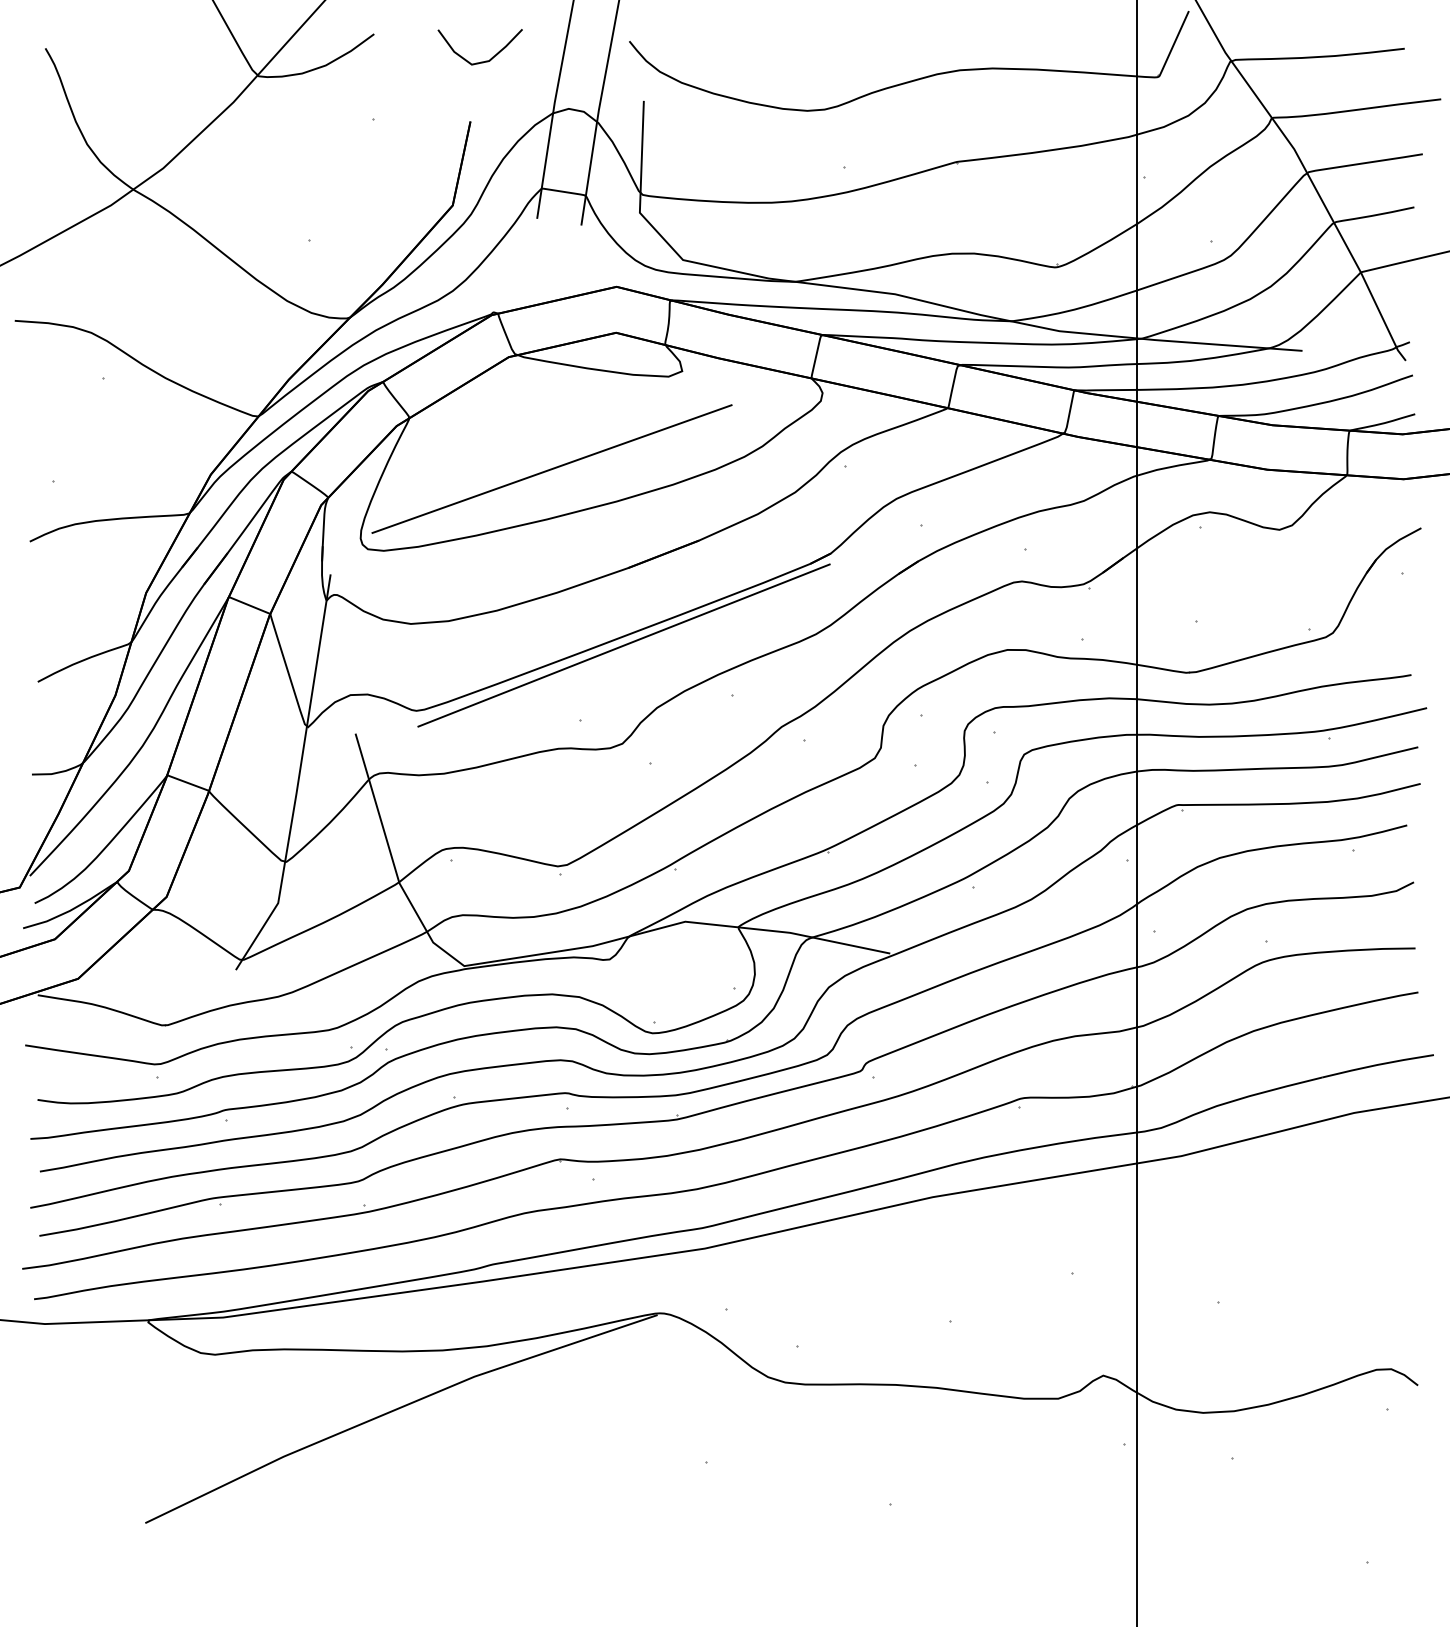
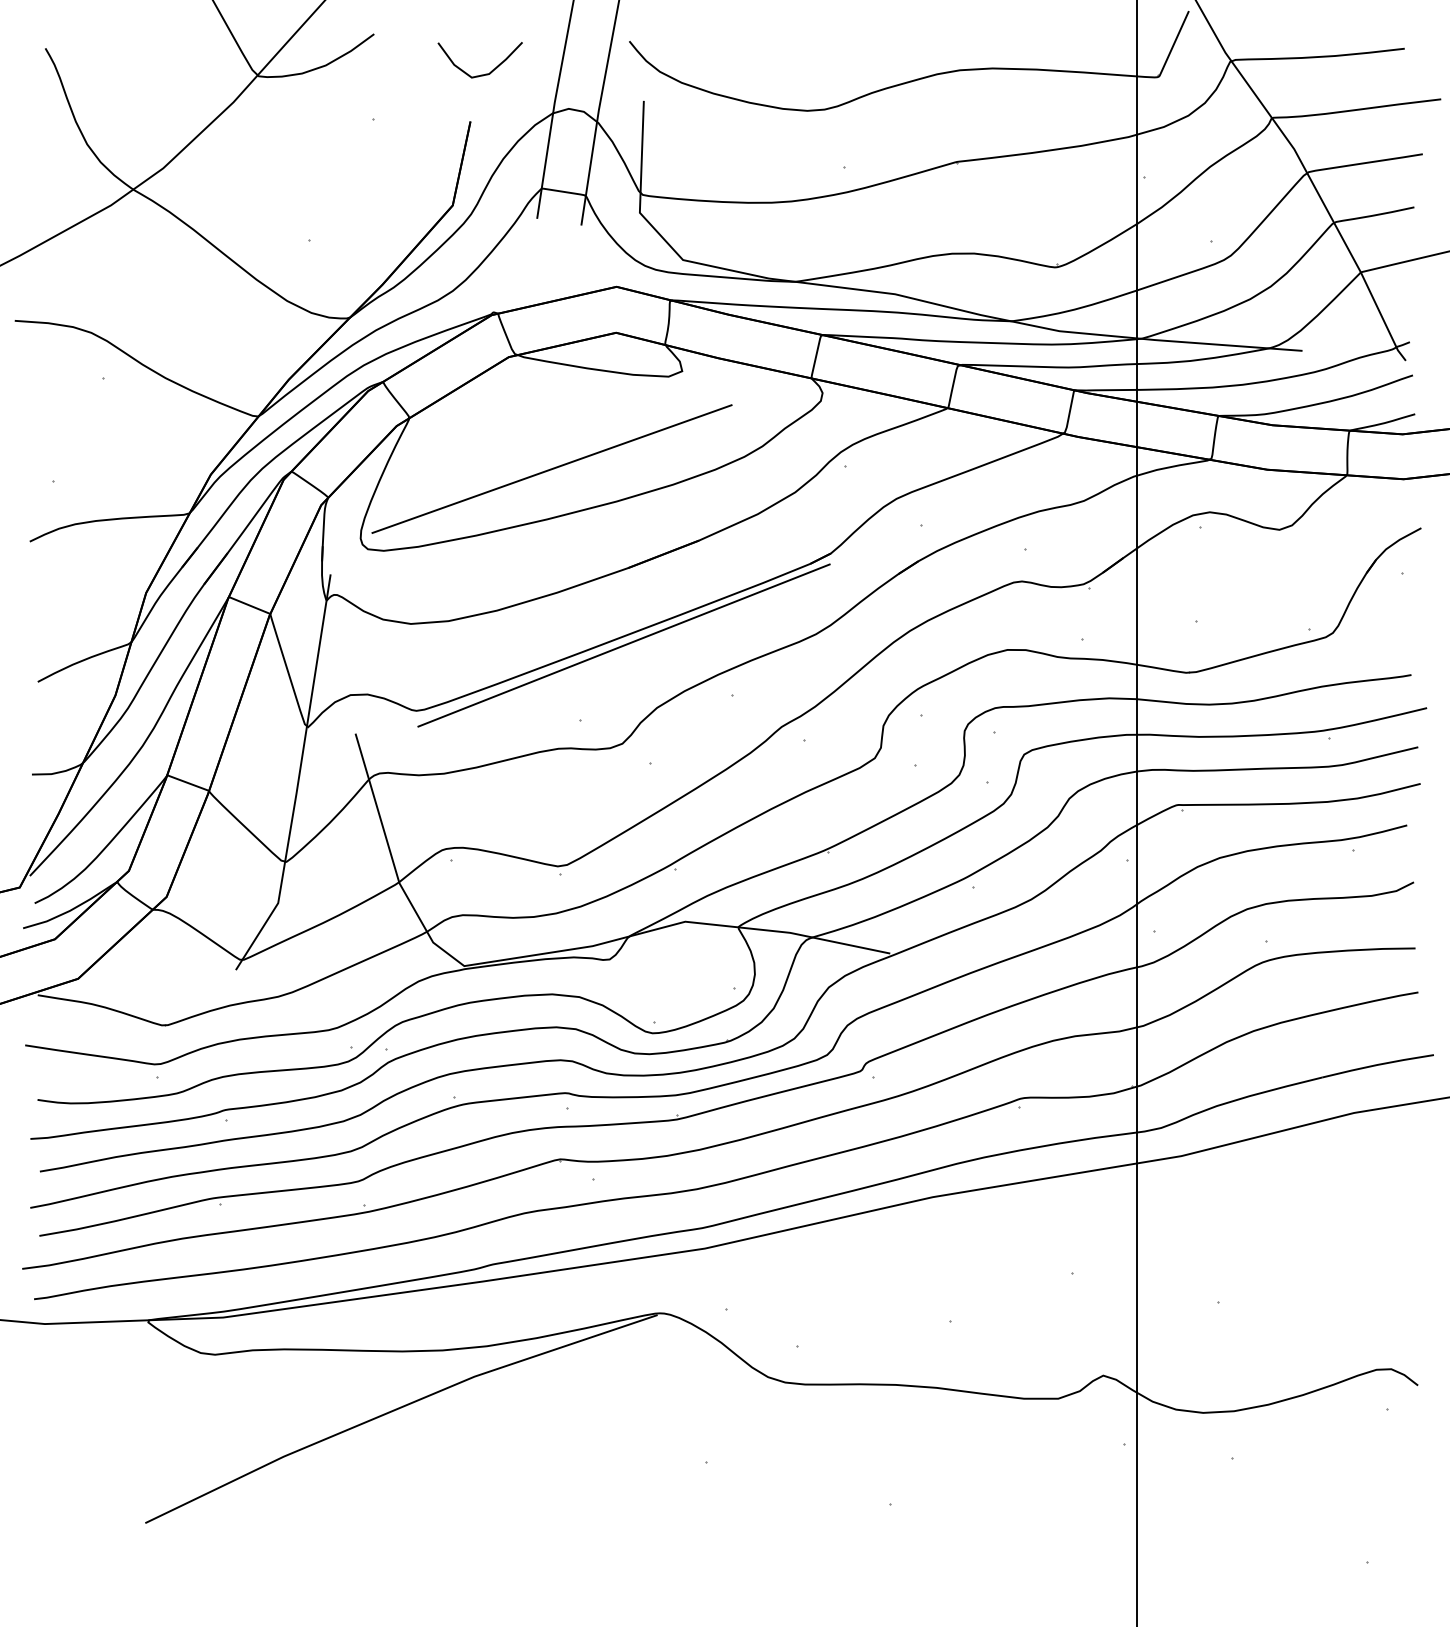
curve position: (480, 61) -> (480, 74) (480, 74)
